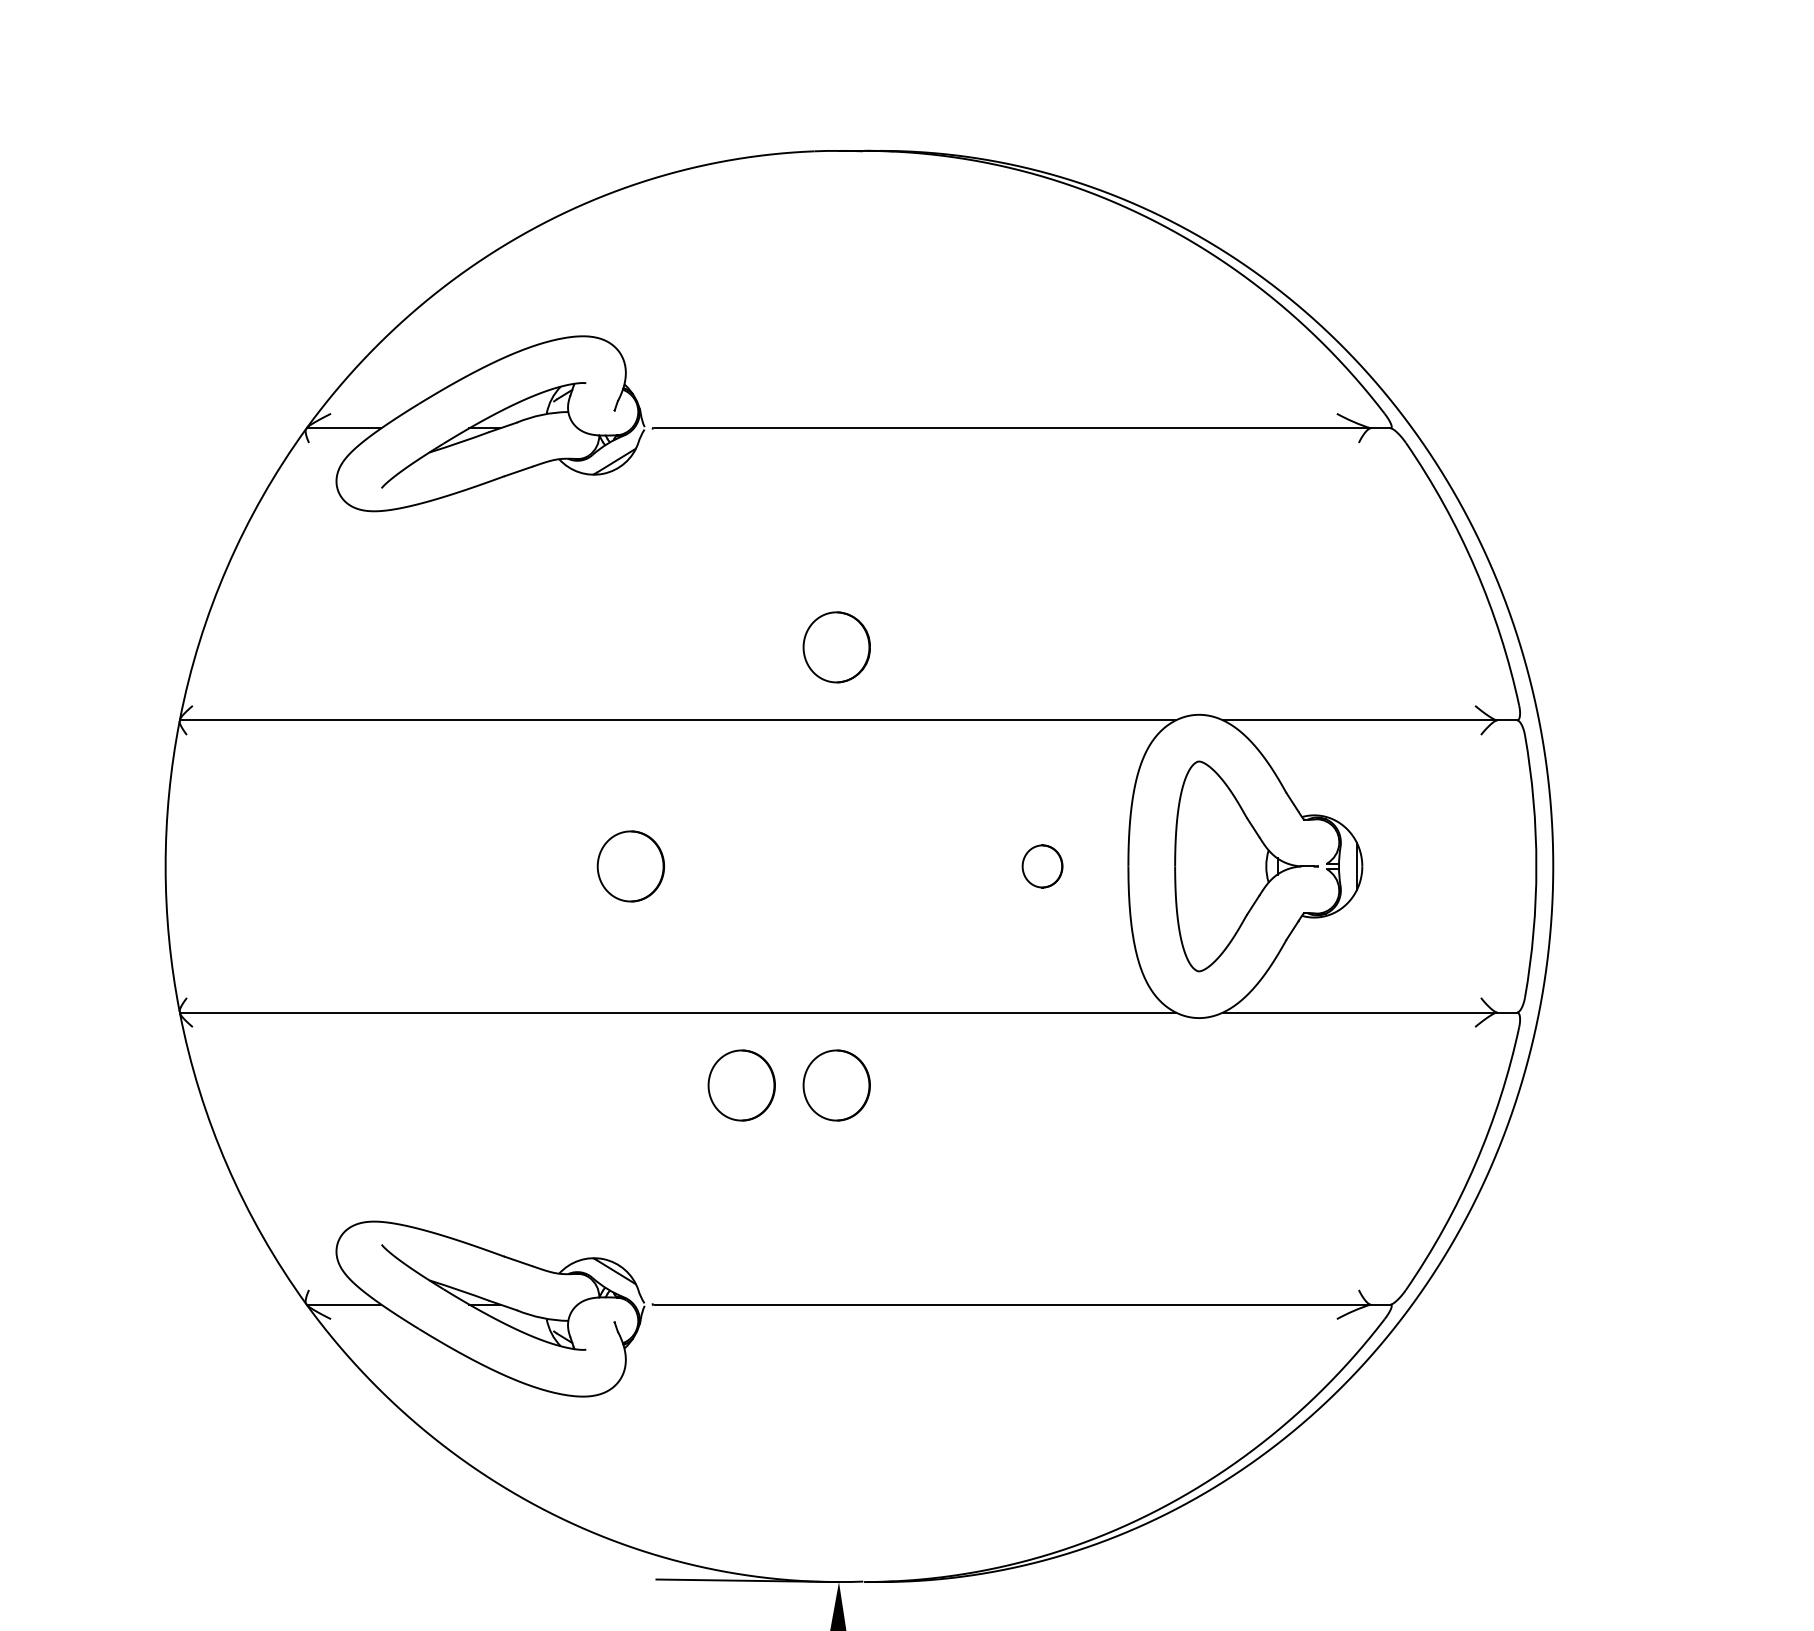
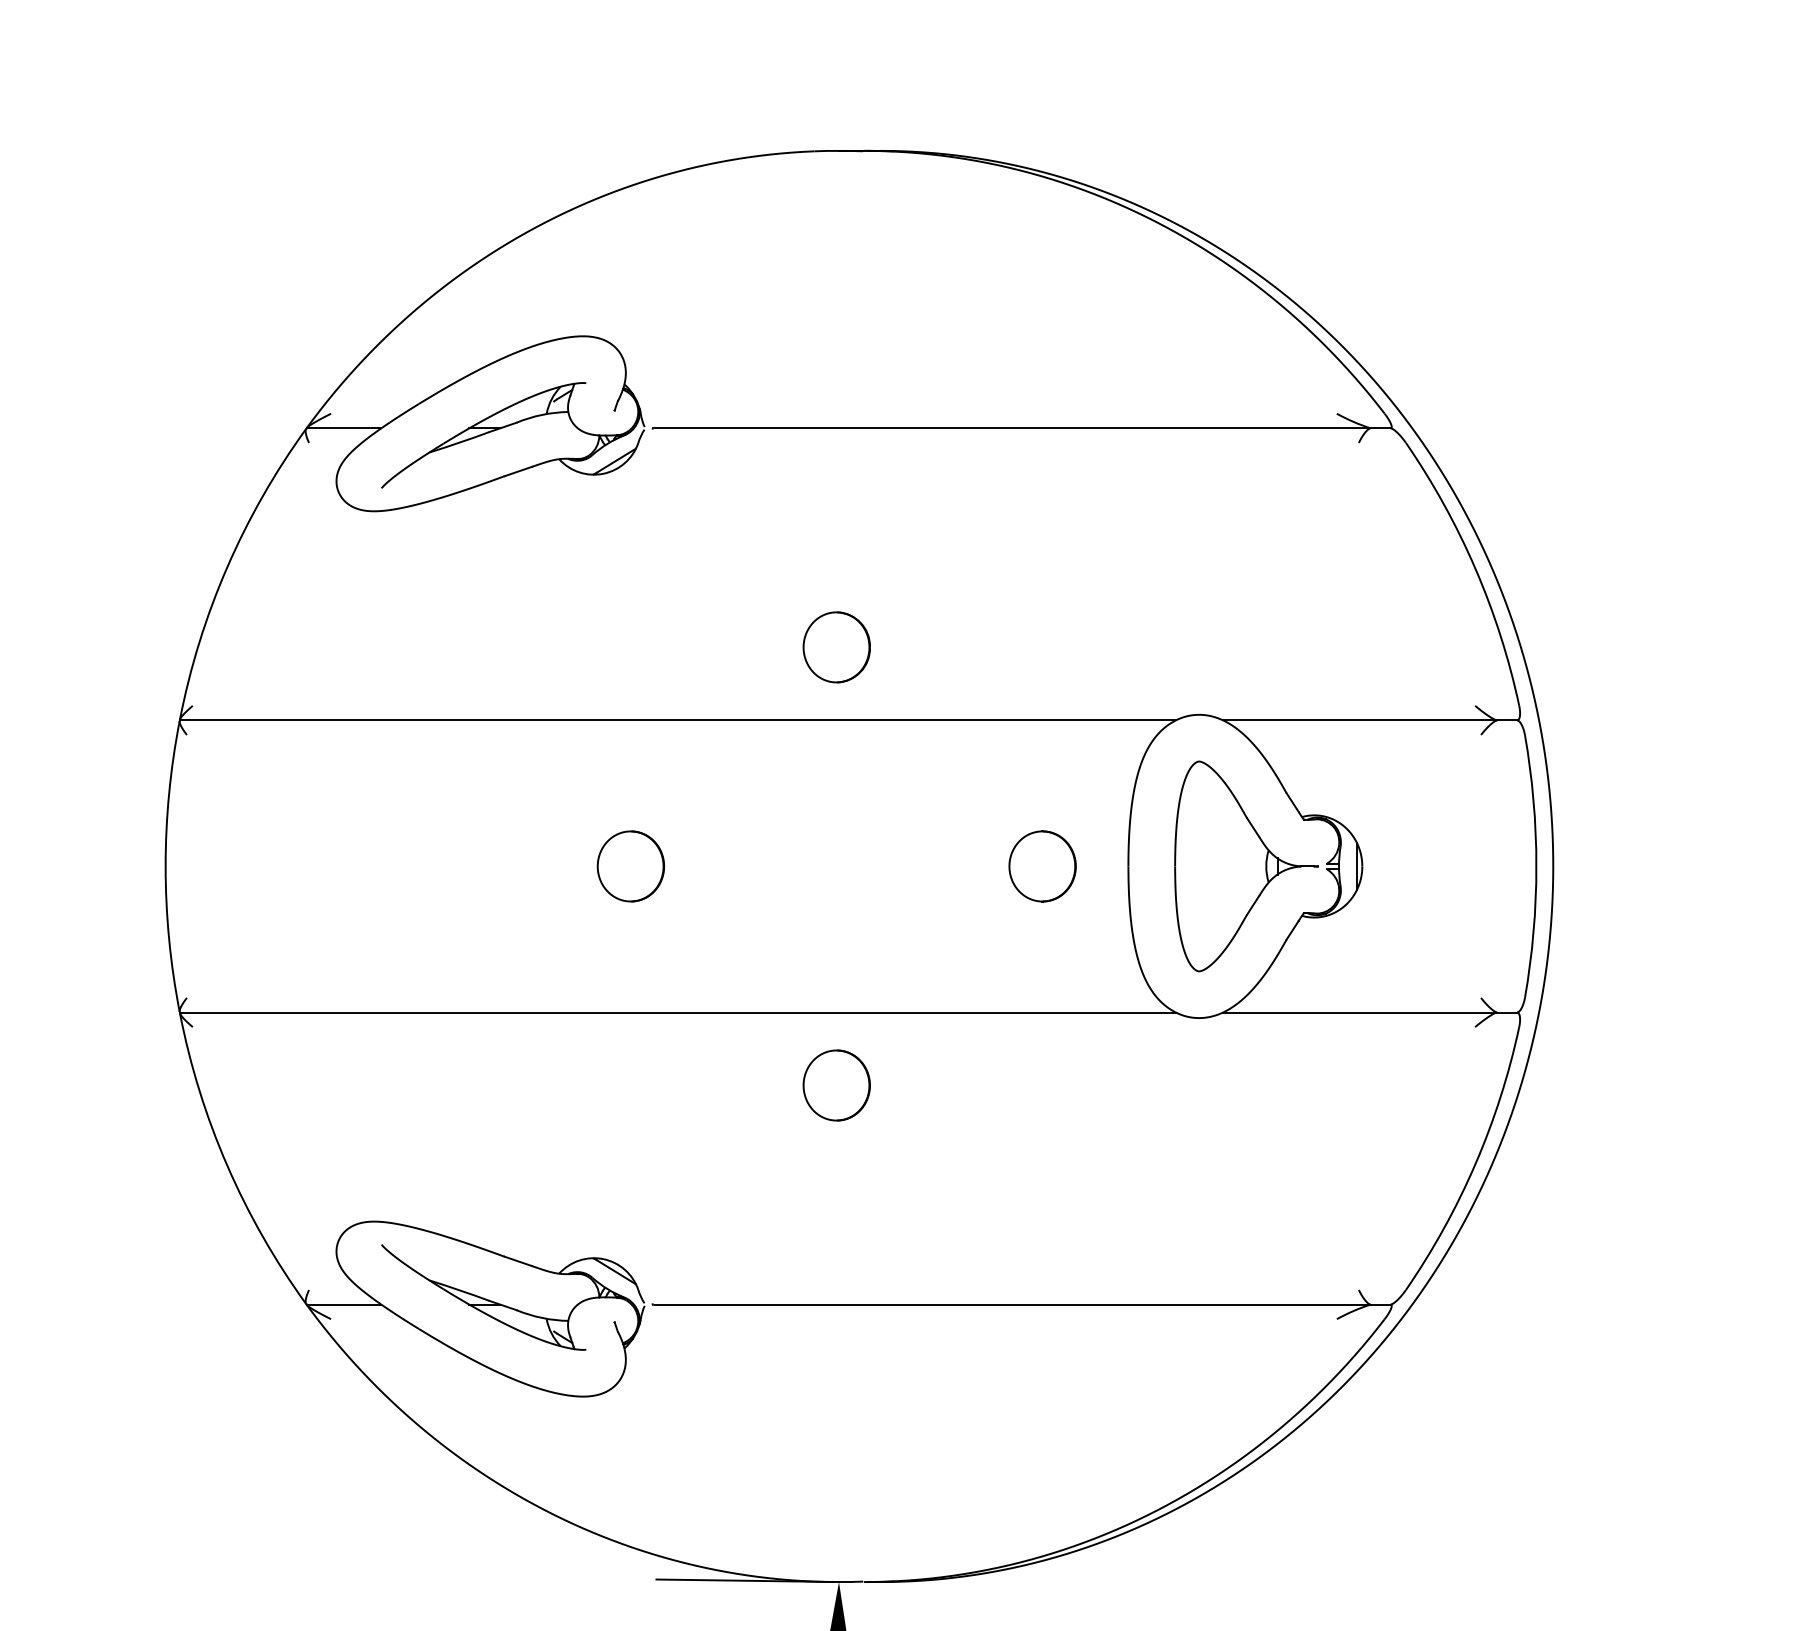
part size: 43x45 px -> 69x73 px (1042, 866)
part: present -> none (741, 1085)
